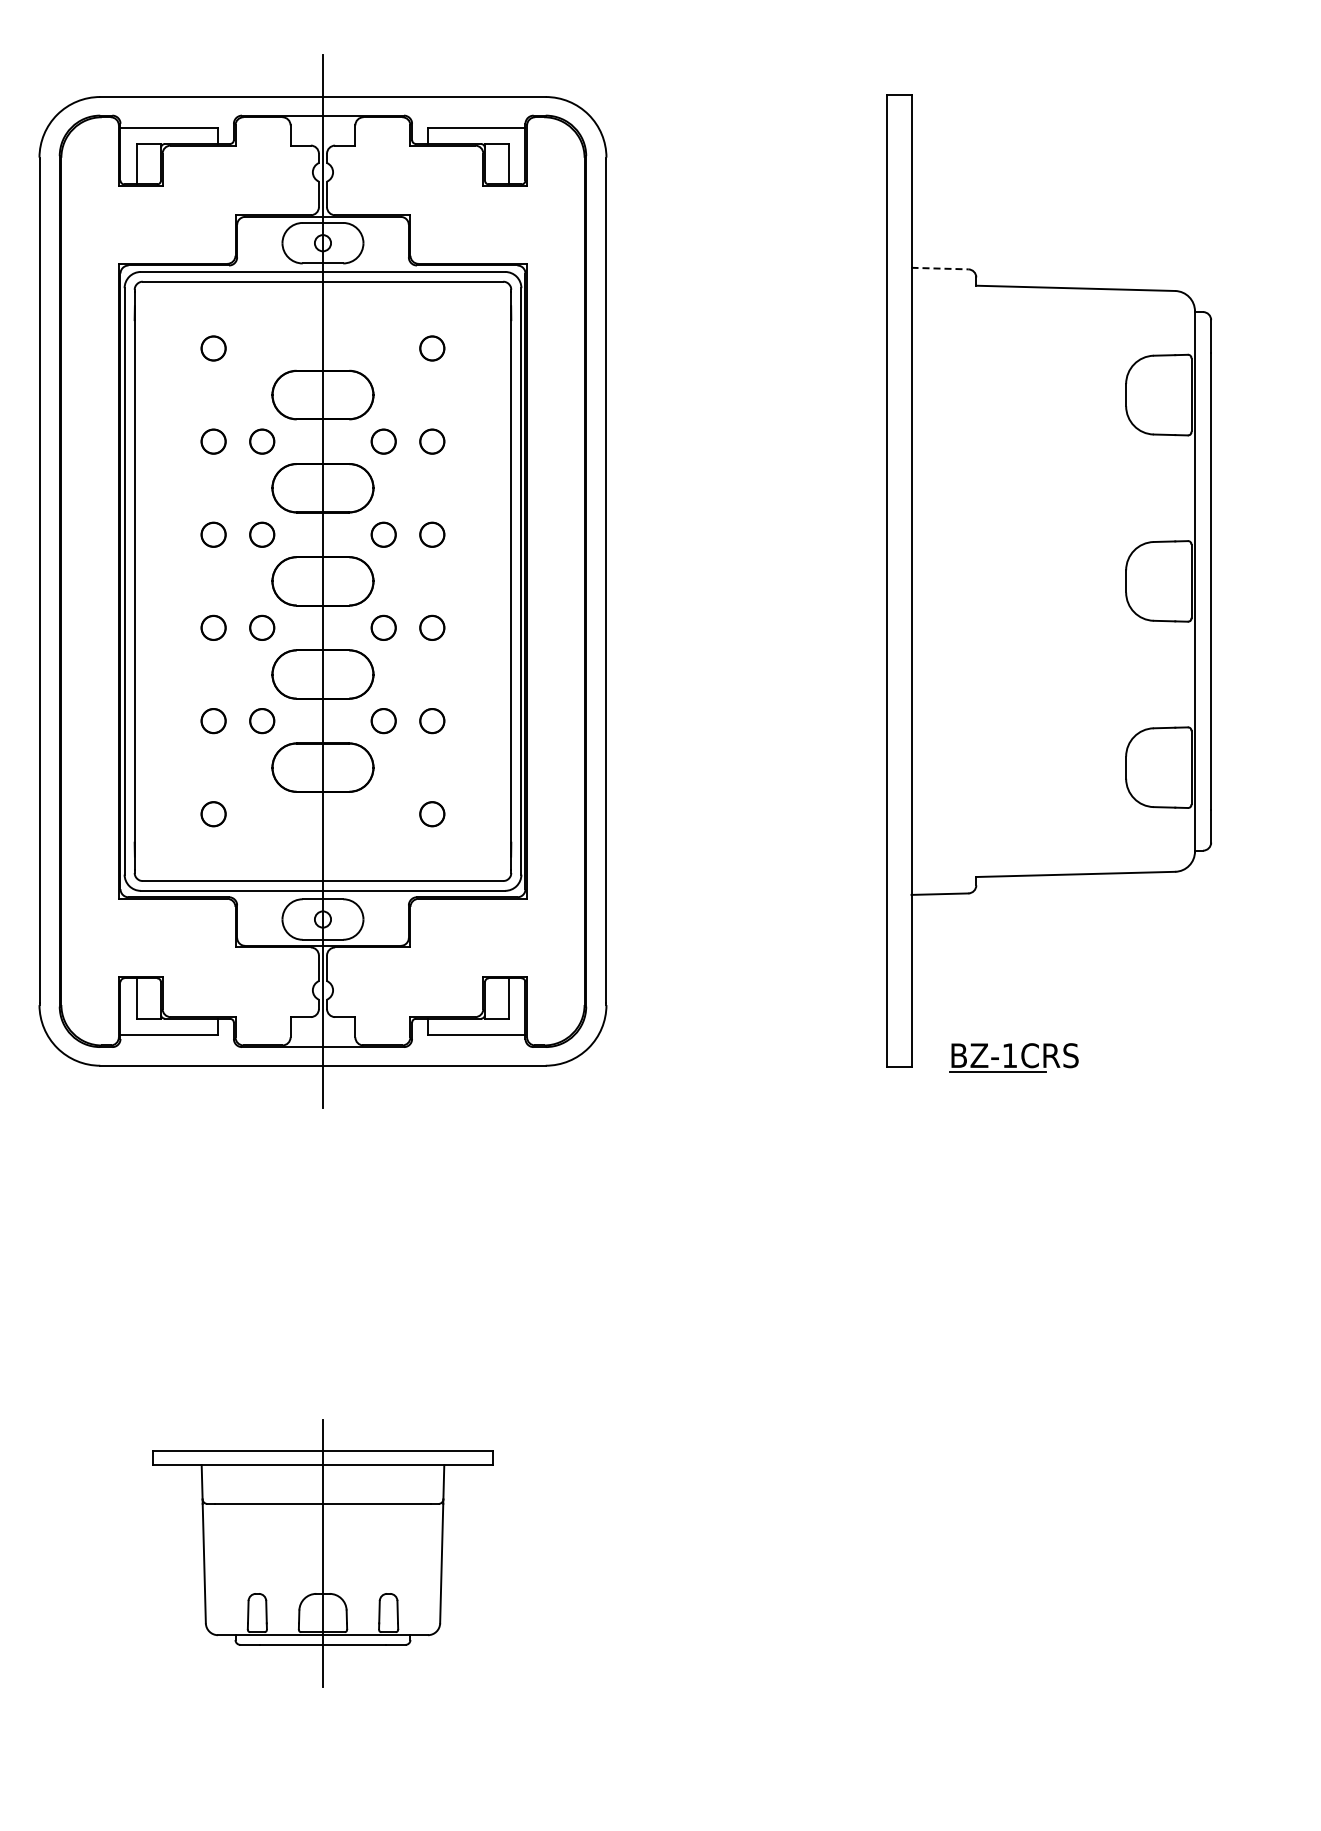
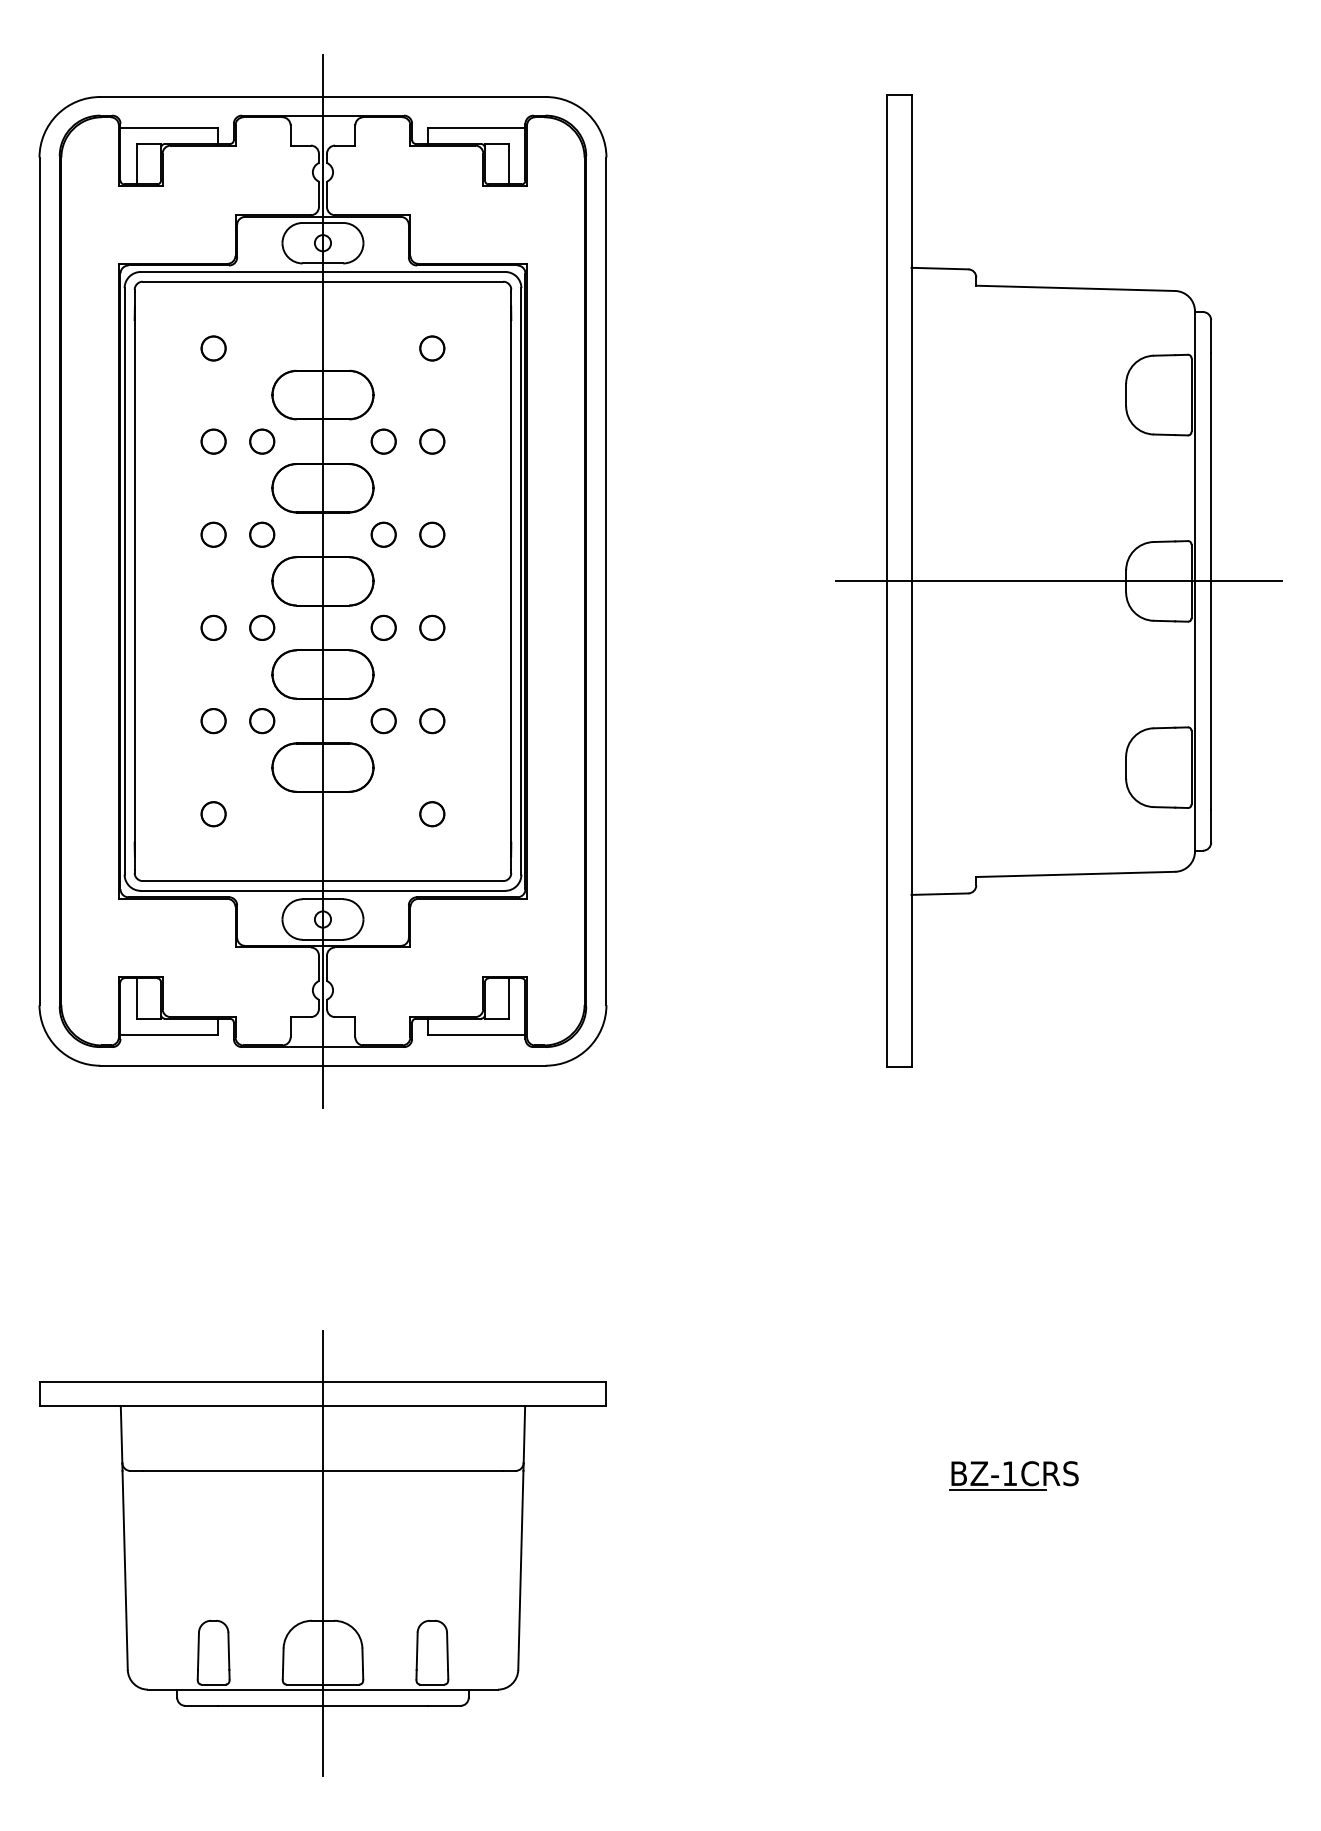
line: dashed -> solid (940, 268)
line: none -> present (1058, 581)
part position: (1013, 1057) -> (1013, 1475) (1013, 1475)
part size: 342x269 px -> 568x447 px (322, 1553)
